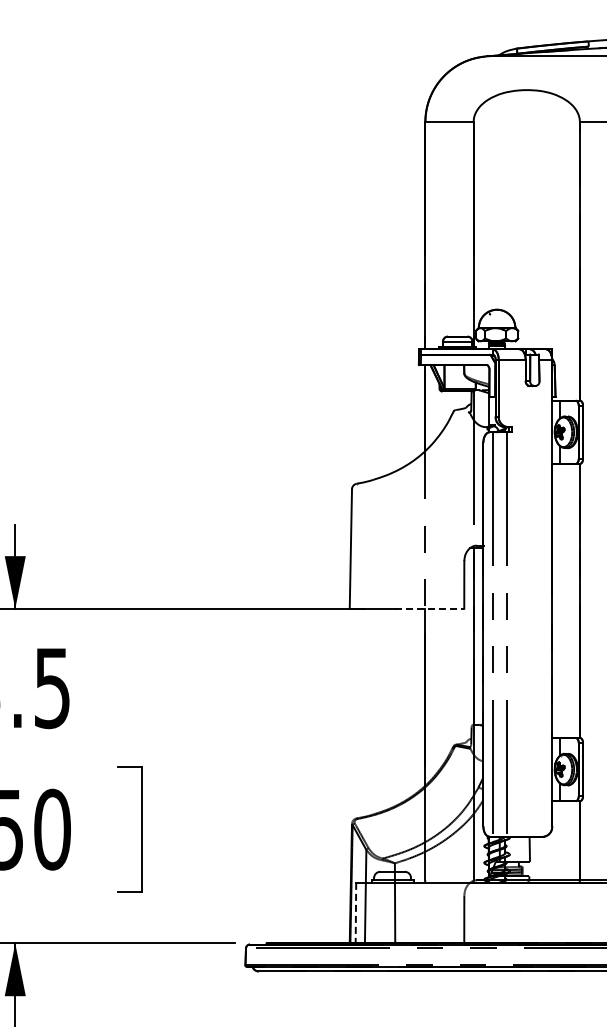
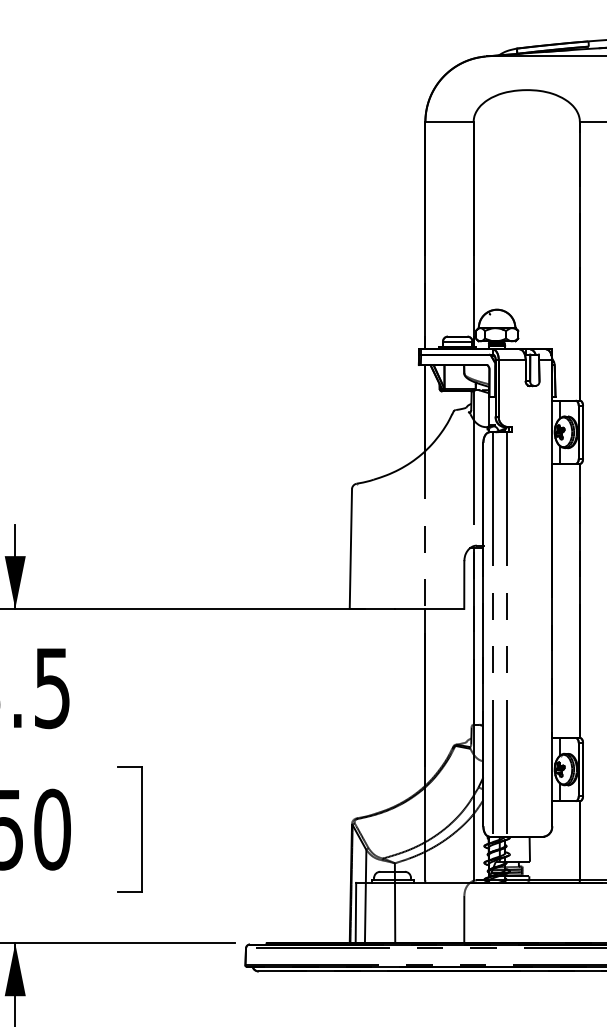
line: dashed -> solid (429, 608)
line: dashed -> solid (355, 913)
